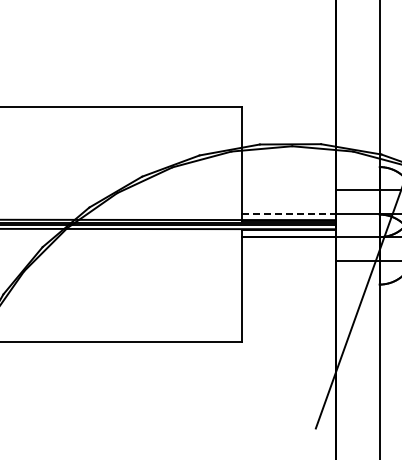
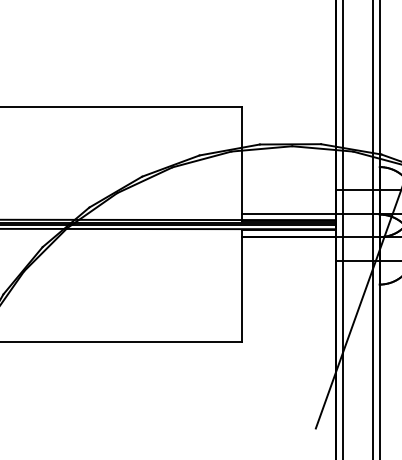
line: dashed -> solid (288, 213)
line: none -> present (342, 229)
line: none -> present (372, 229)
